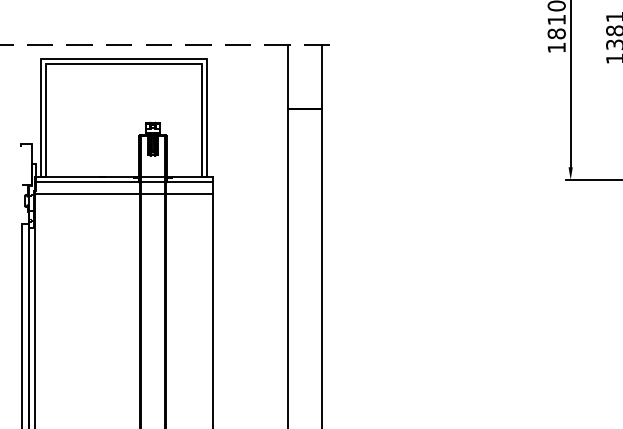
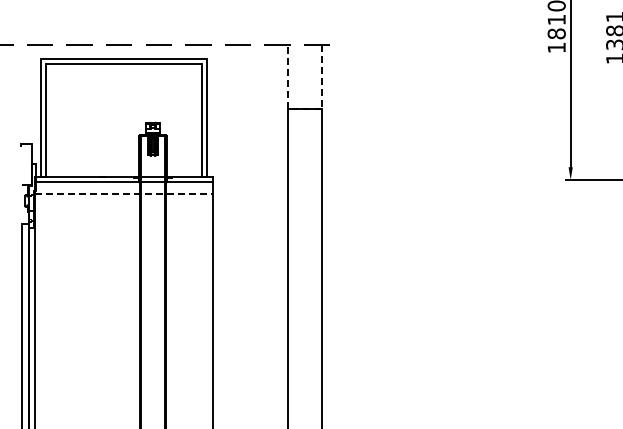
line: solid -> dashed (304, 109)
line: solid -> dashed (124, 194)
